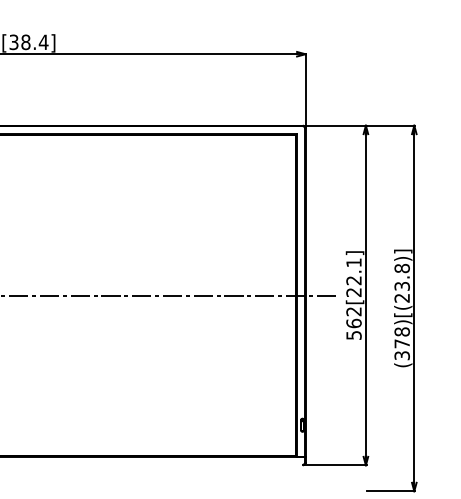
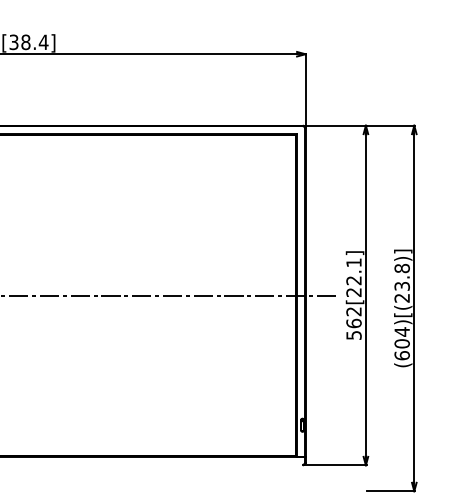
text: (378)[(23.8)] -> (604)[(23.8)] (401, 343)
